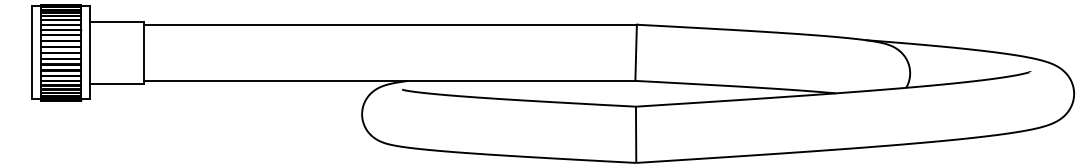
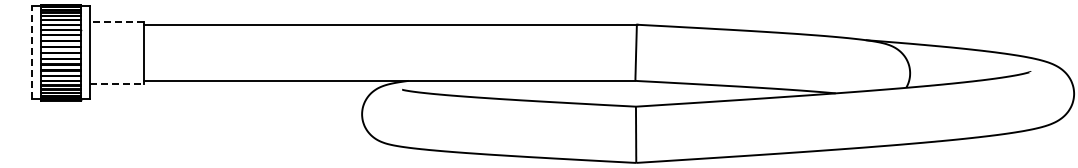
line: solid -> dashed (116, 22)
line: solid -> dashed (32, 52)
line: solid -> dashed (117, 83)
